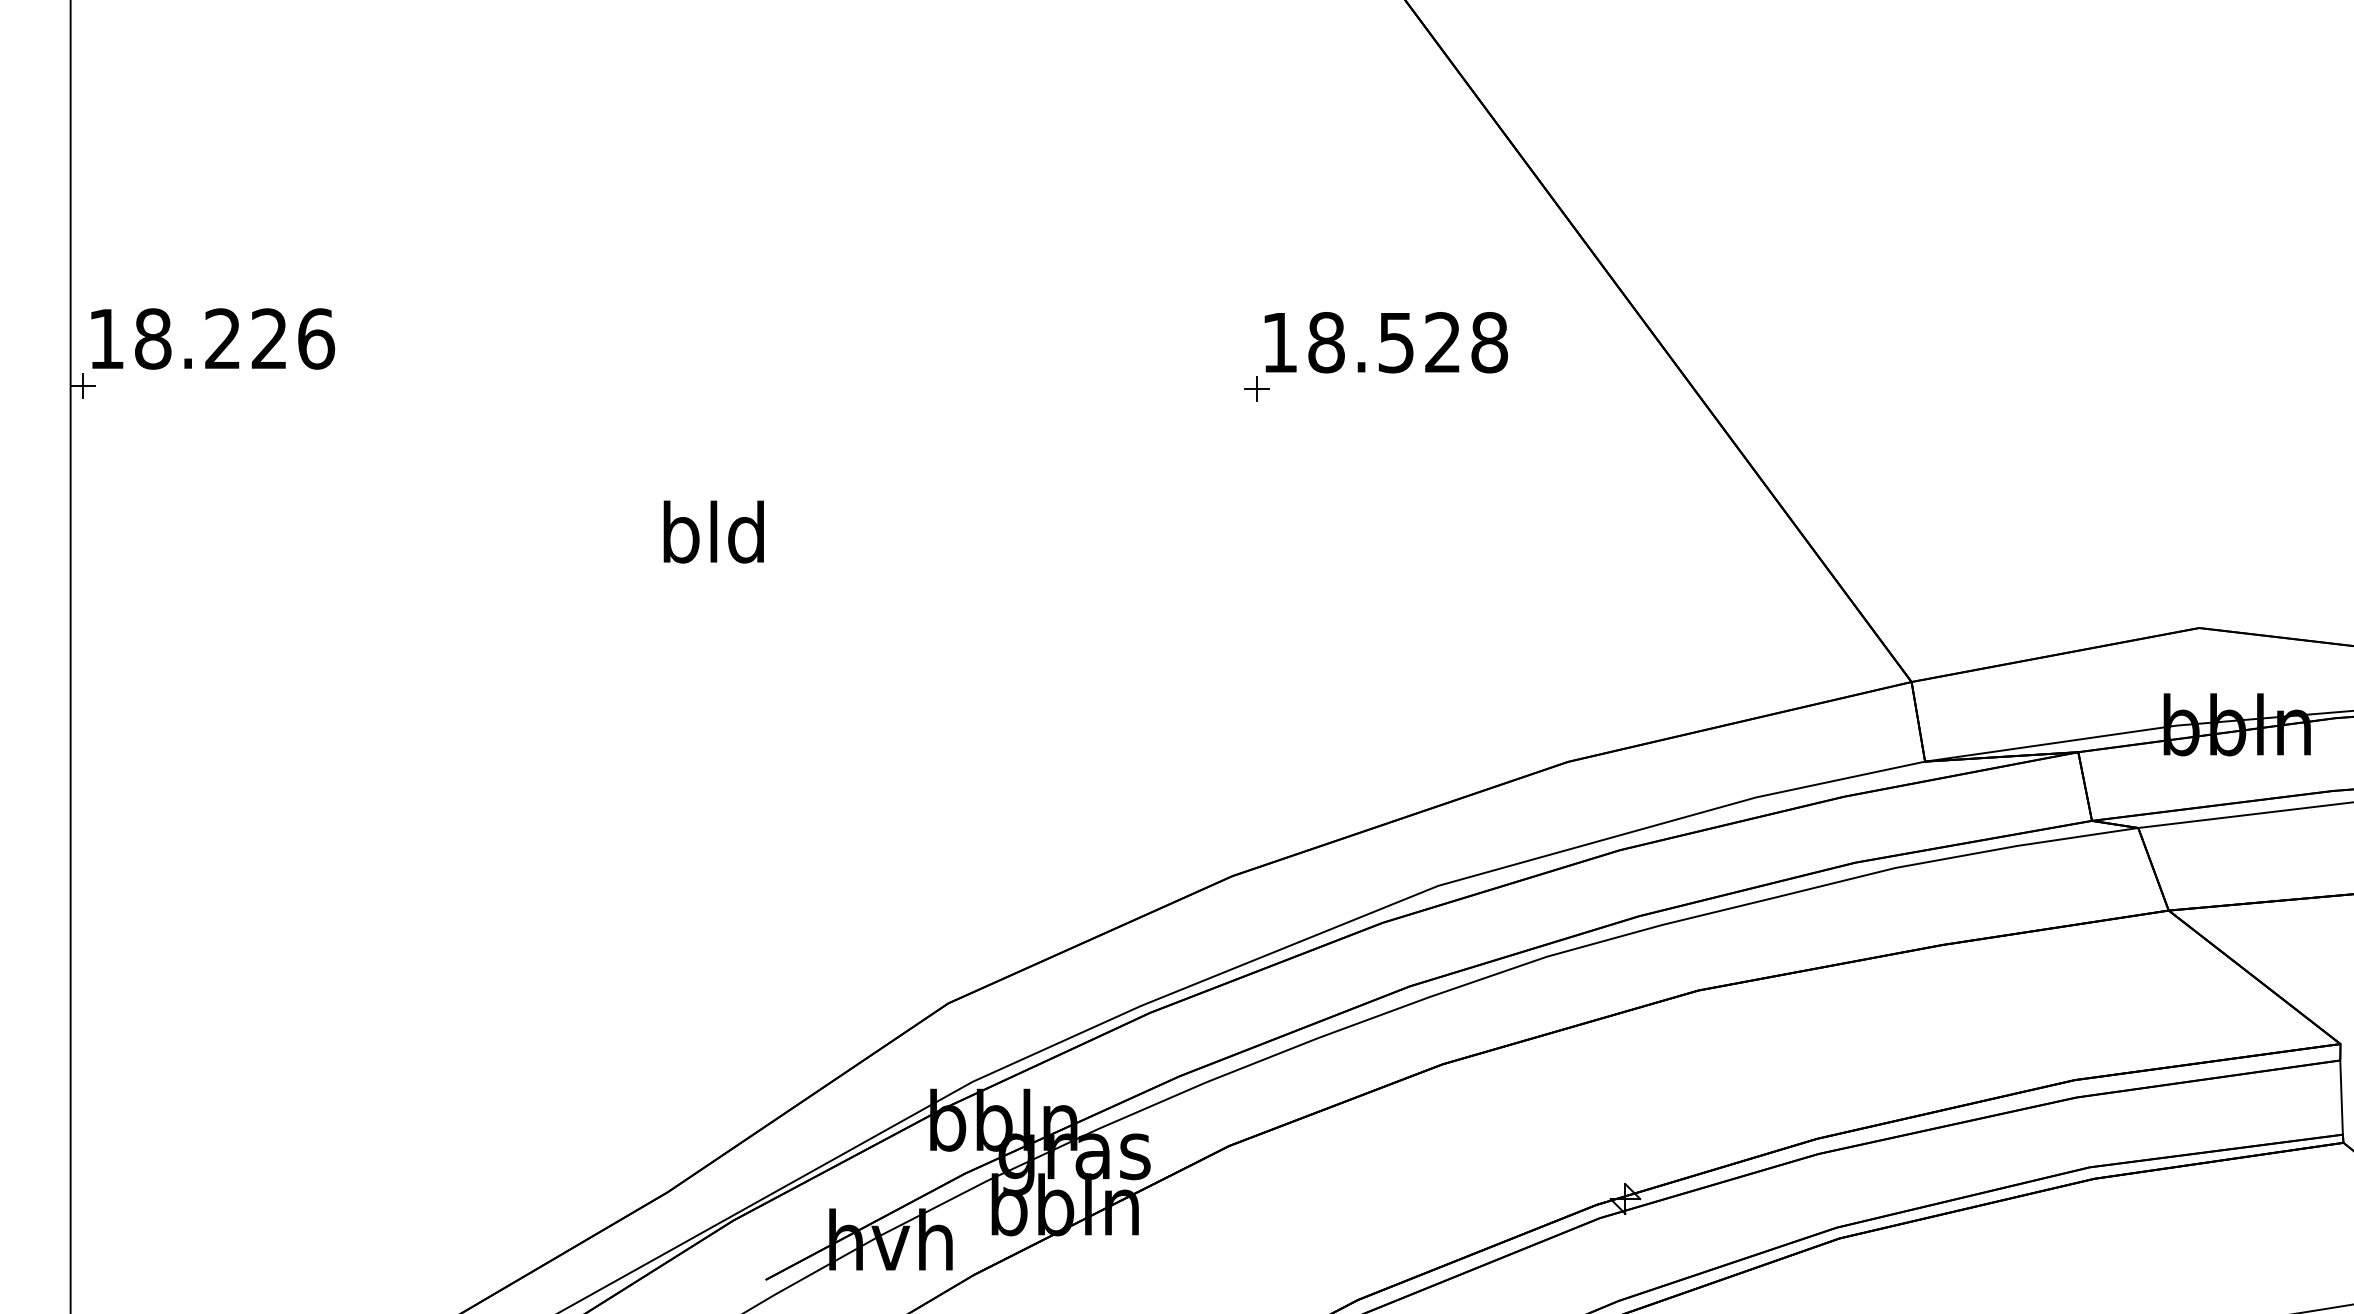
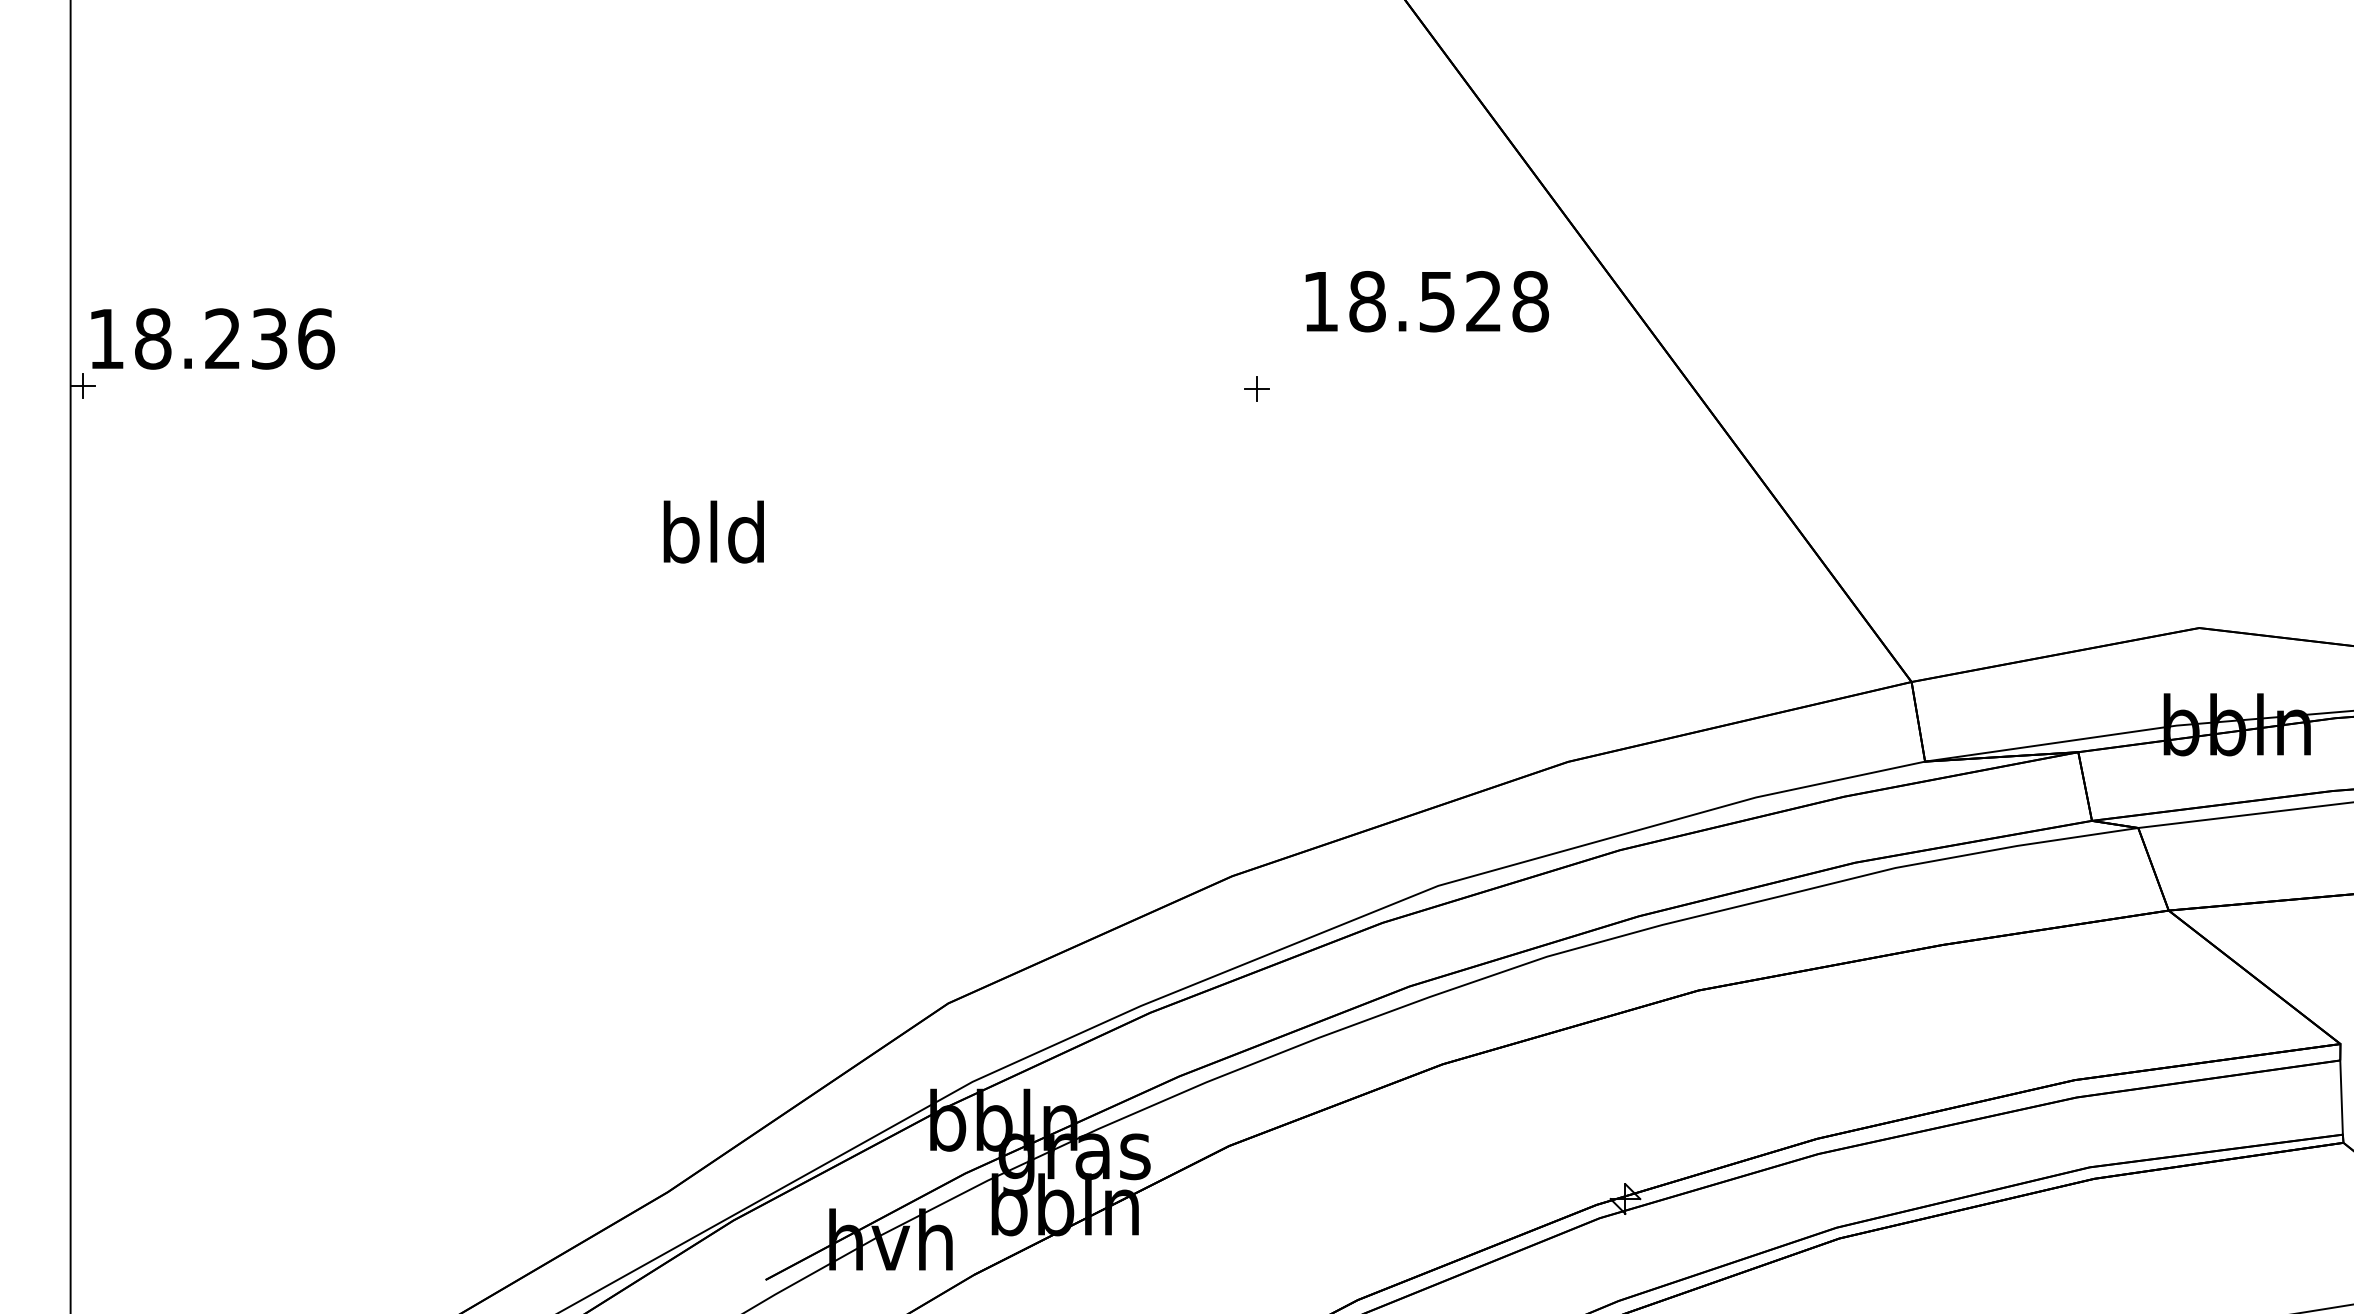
text: 18.226 -> 18.236 (269, 338)
text position: (1385, 342) -> (1426, 301) (1426, 301)
